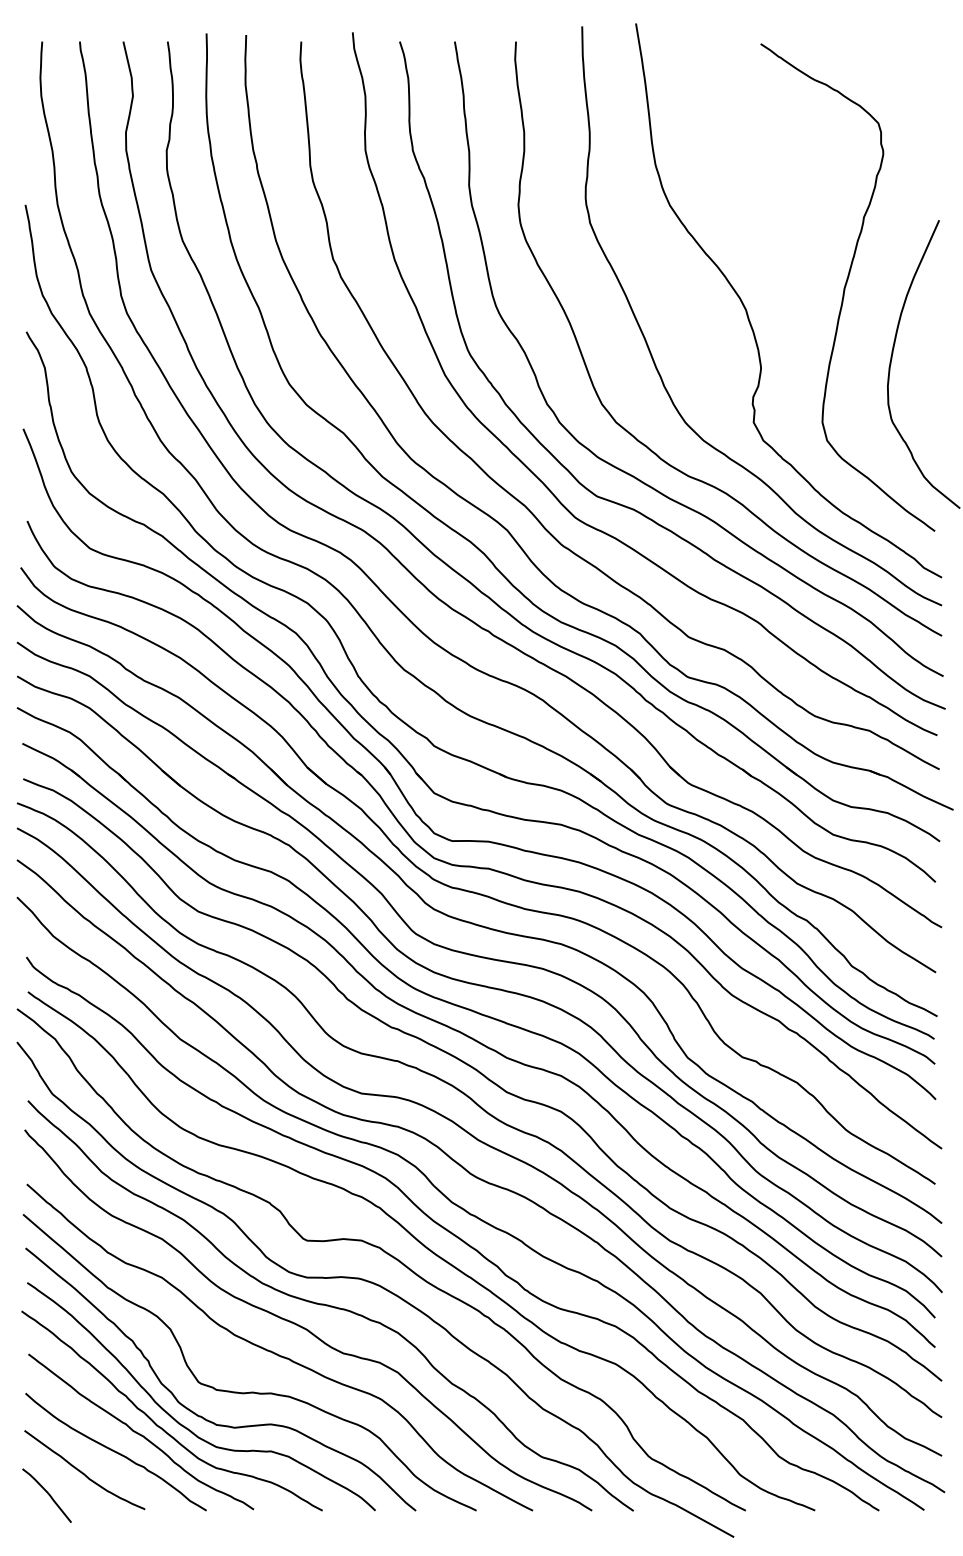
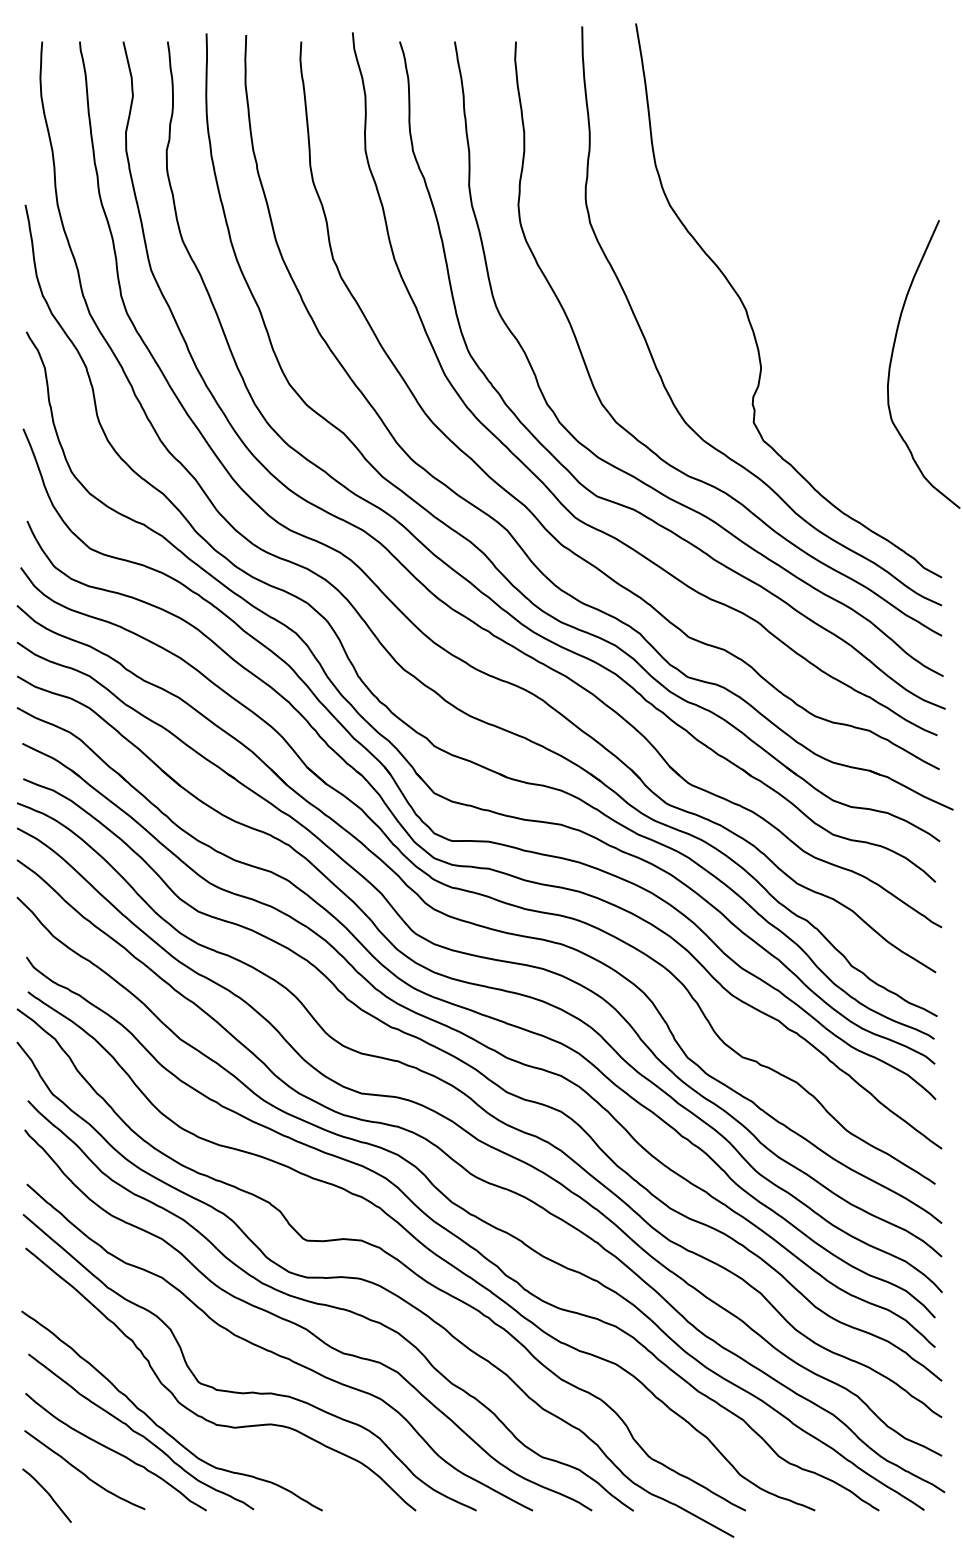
curve: present -> none (846, 286)
curve: present -> none (184, 1425)
